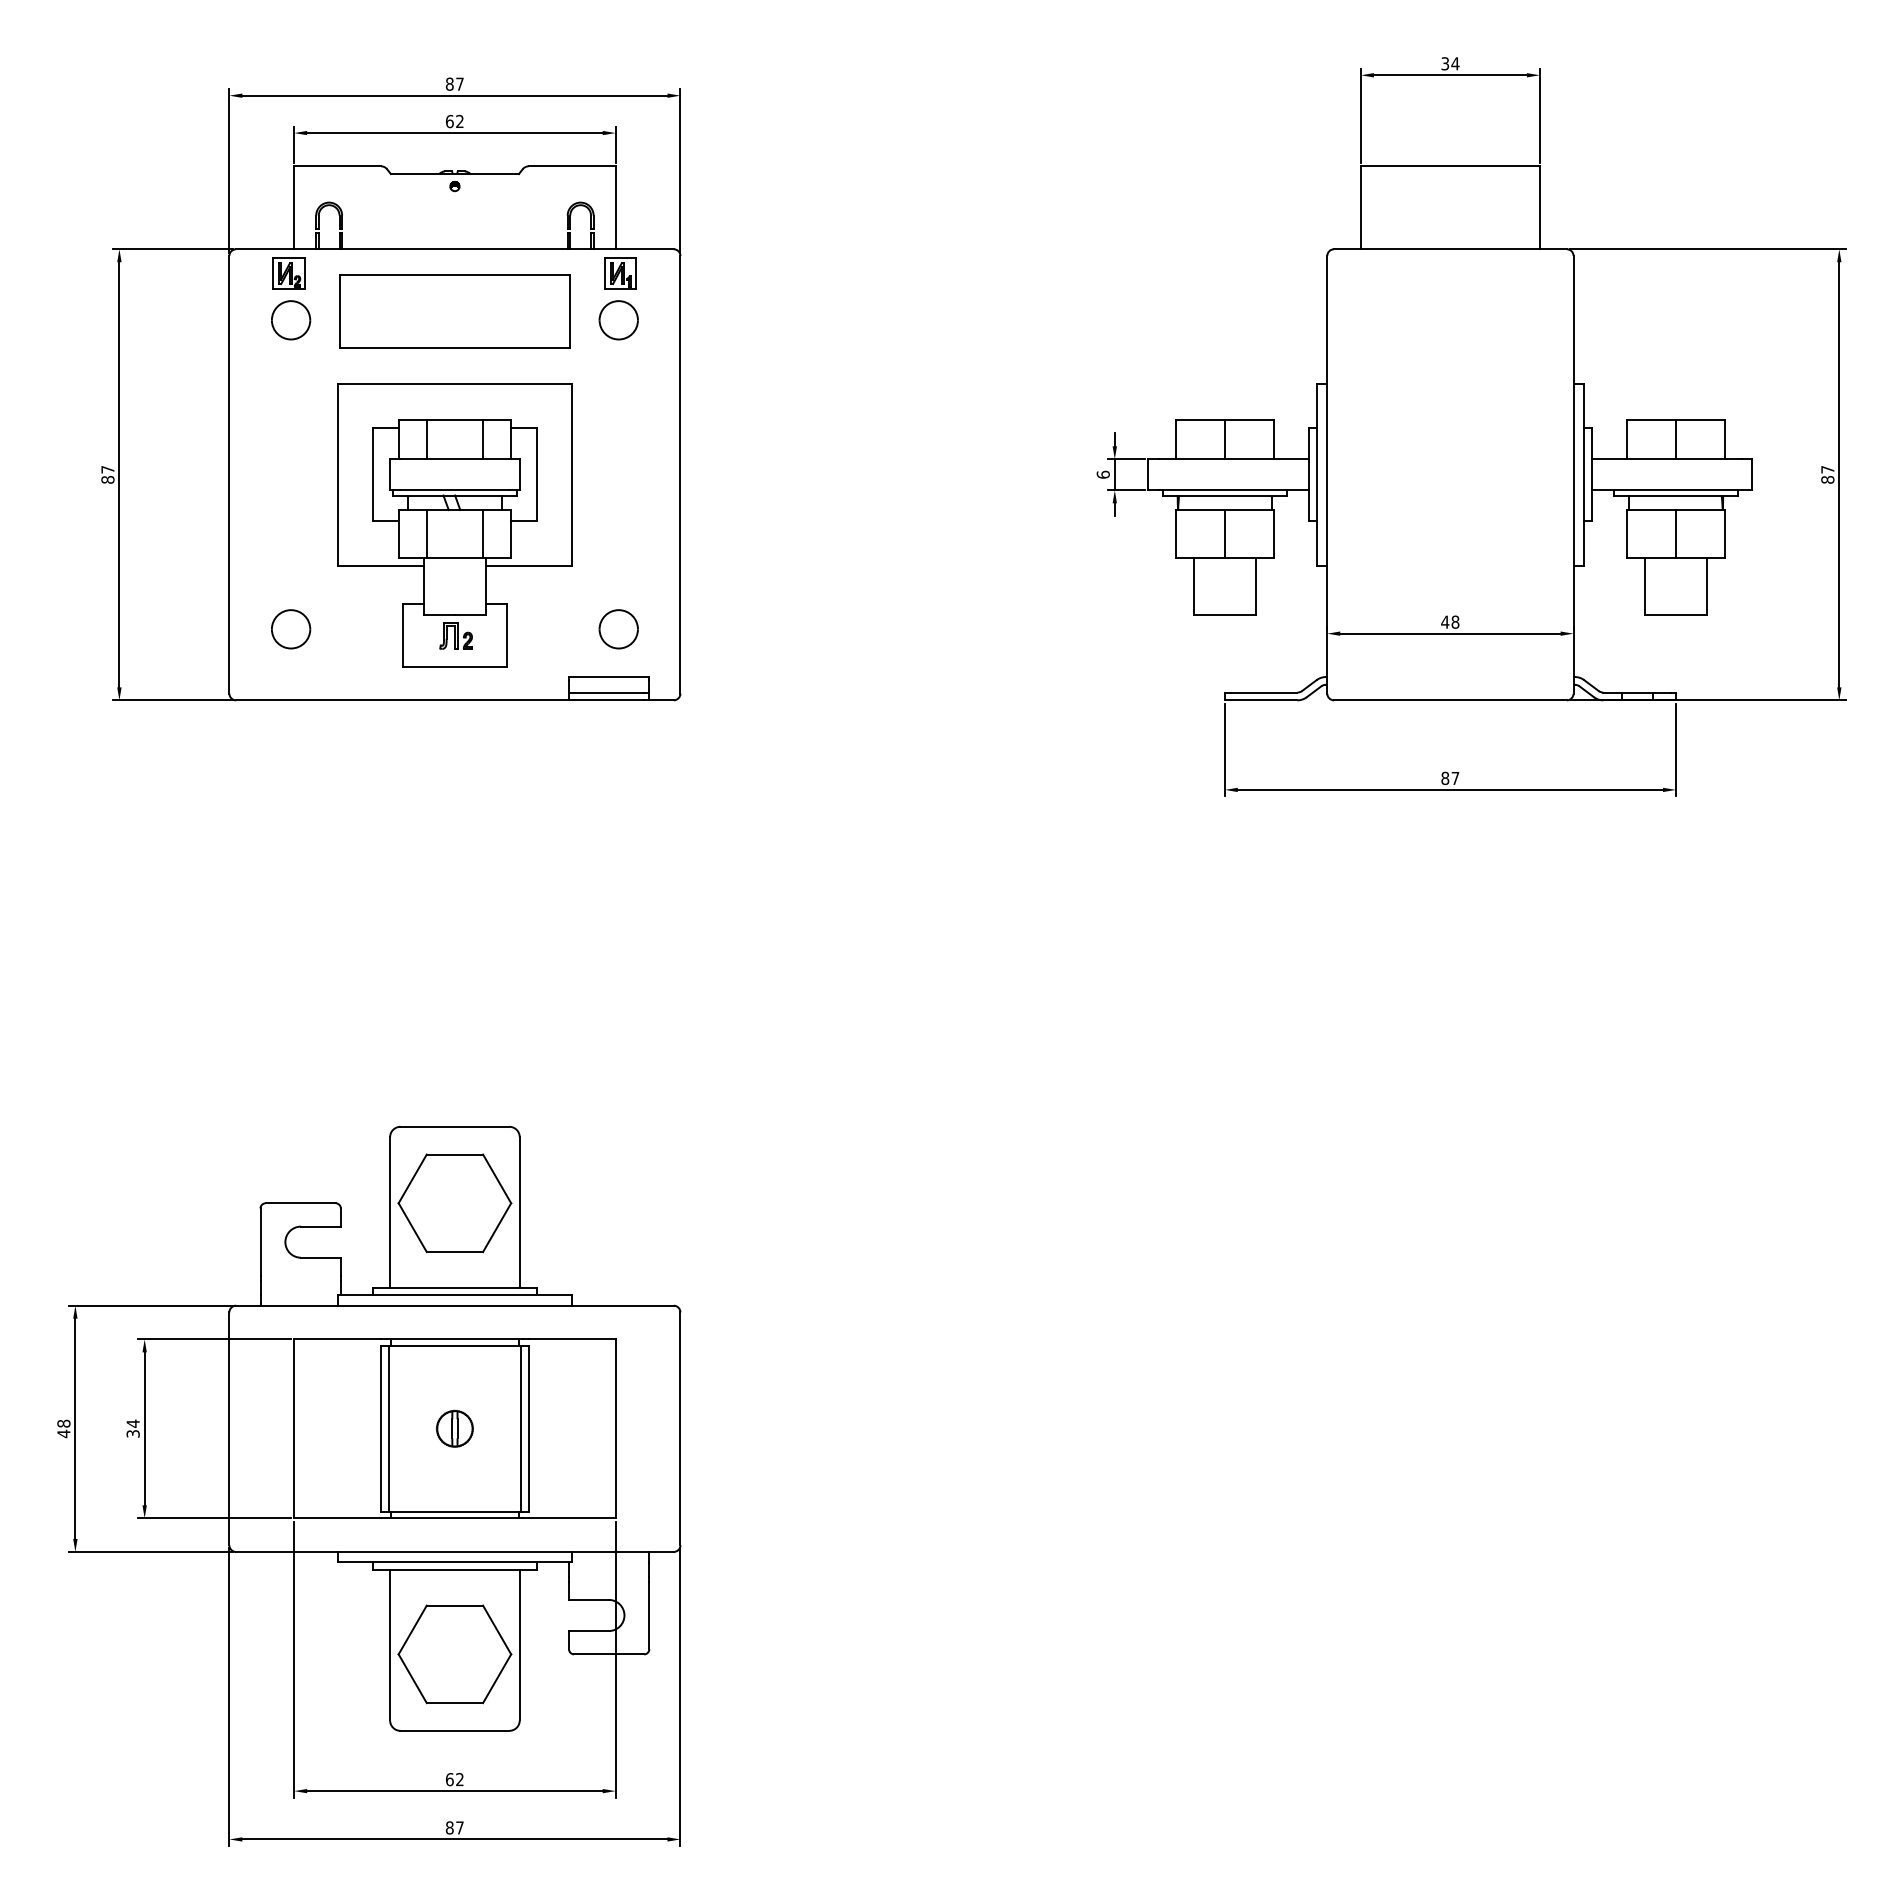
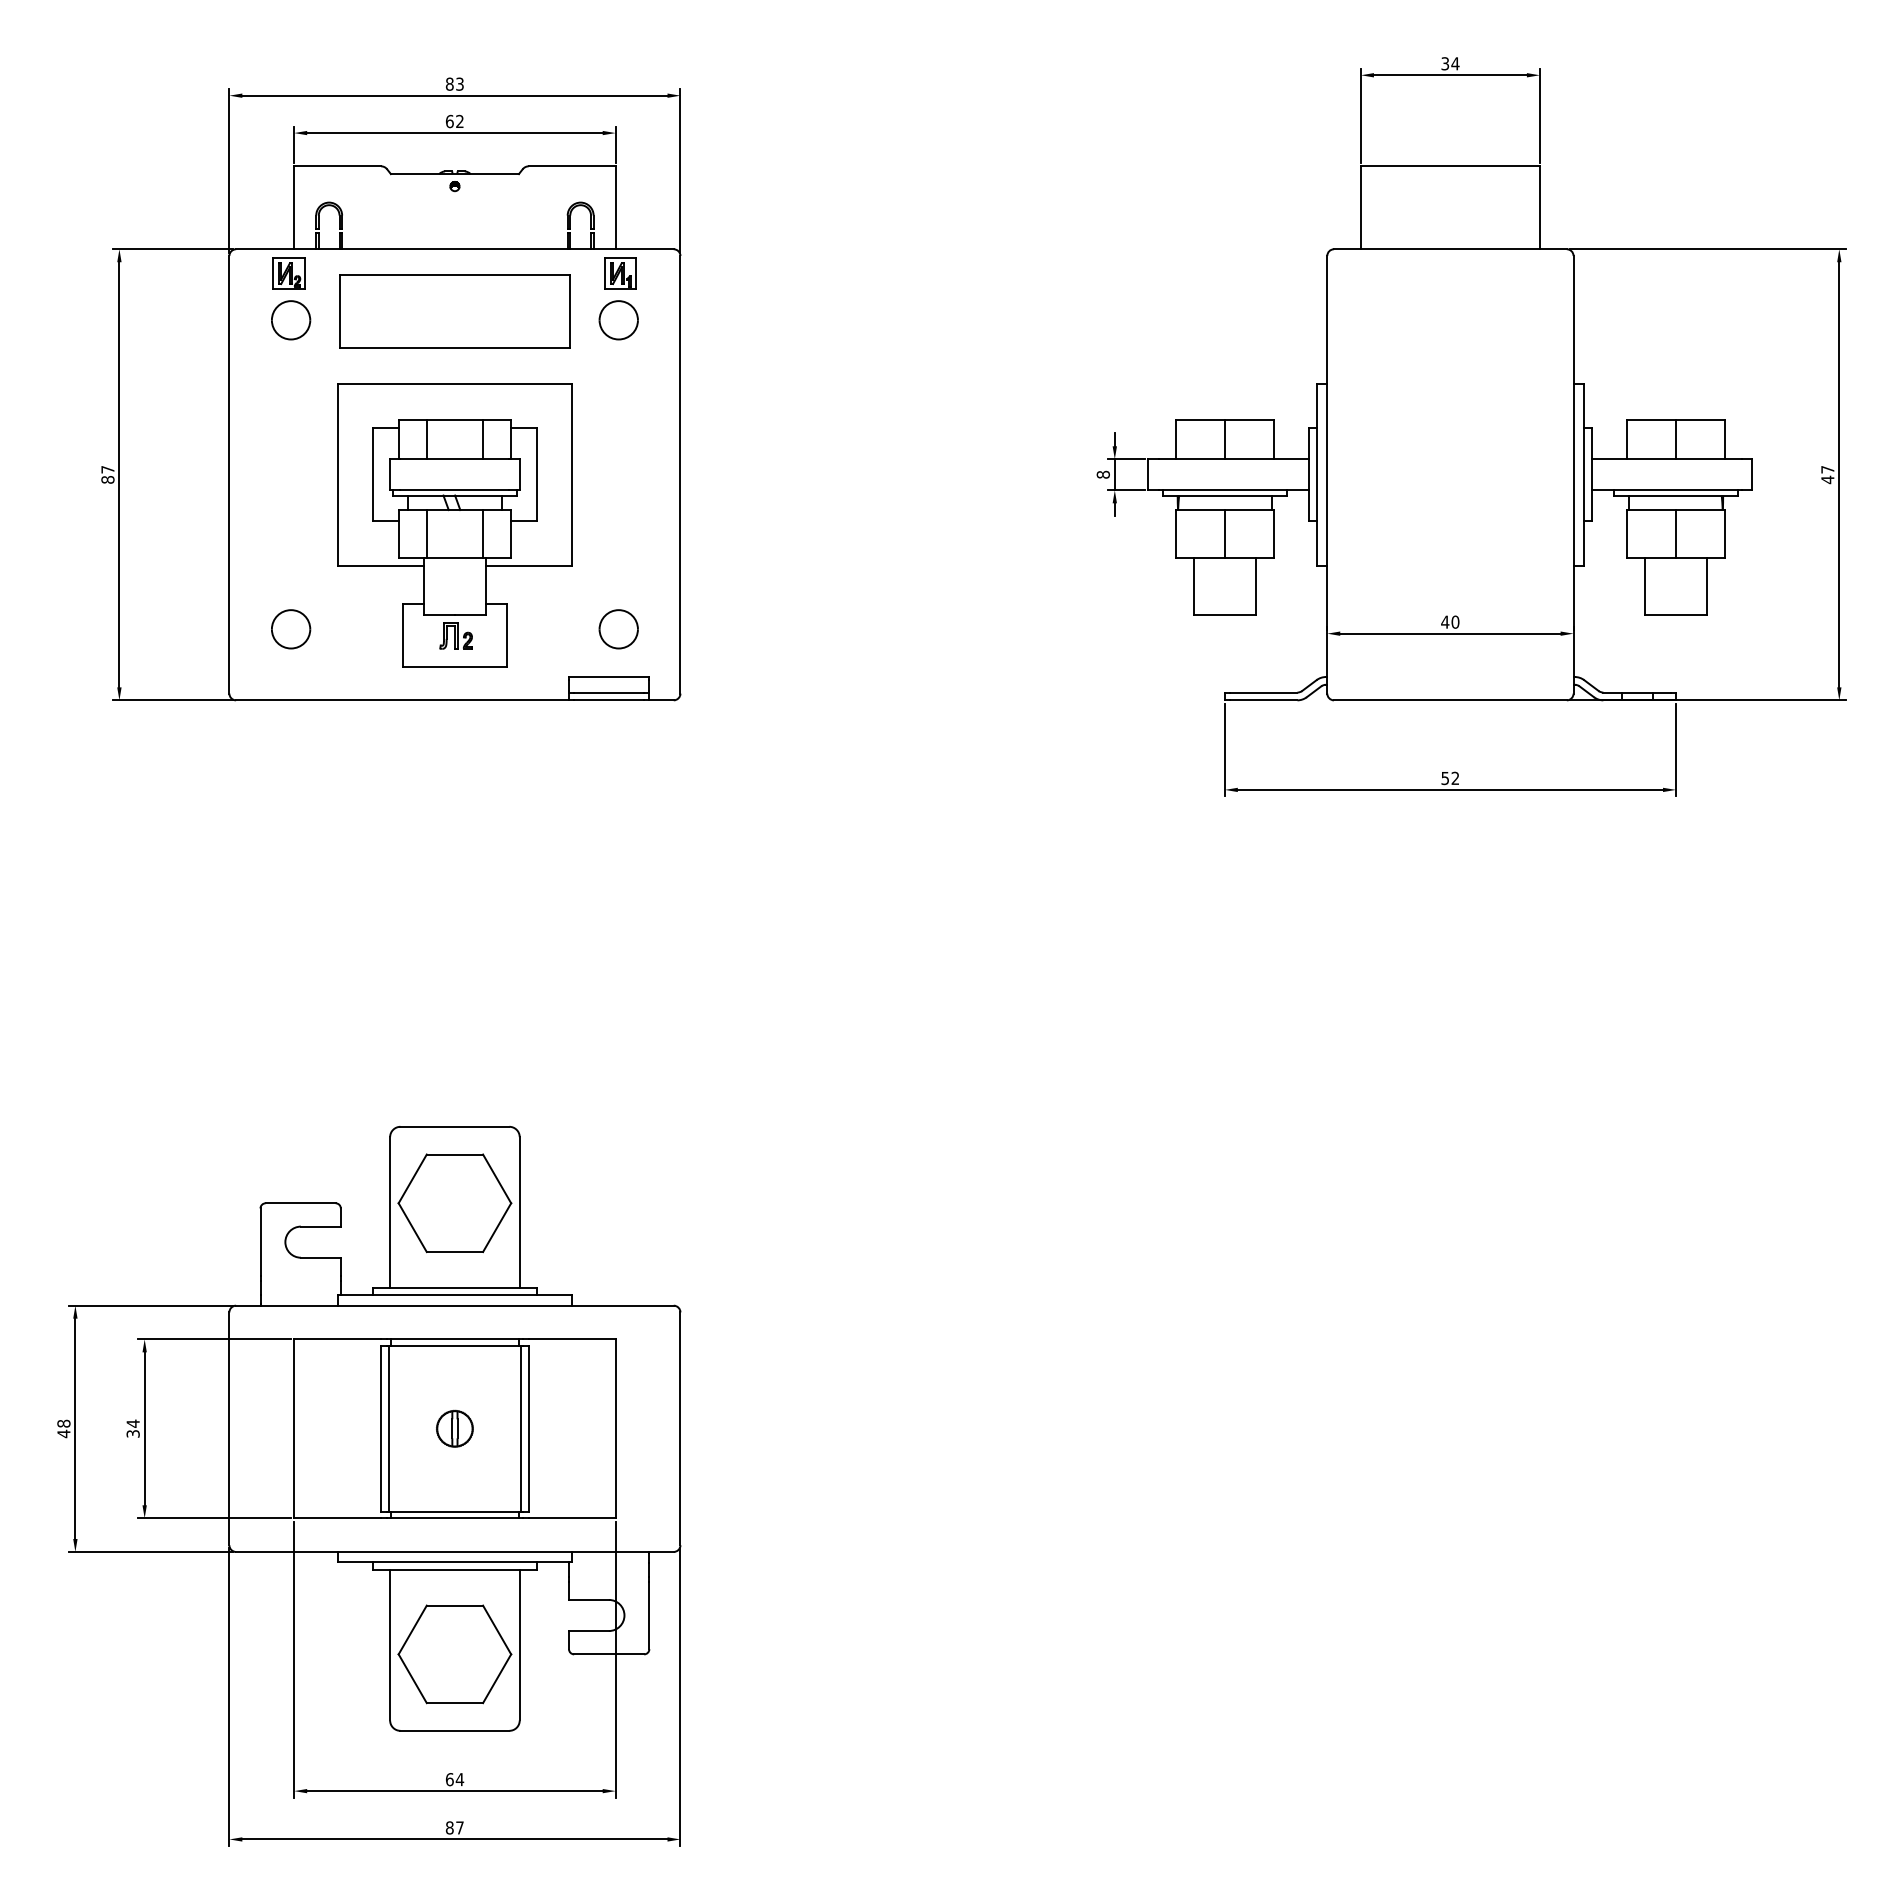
text: 87 -> 83 (459, 83)
text: 6 -> 8 (1102, 474)
text: 87 -> 47 (1827, 479)
text: 48 -> 40 (1455, 622)
text: 87 -> 52 (1450, 777)
text: 62 -> 64 (459, 1779)
